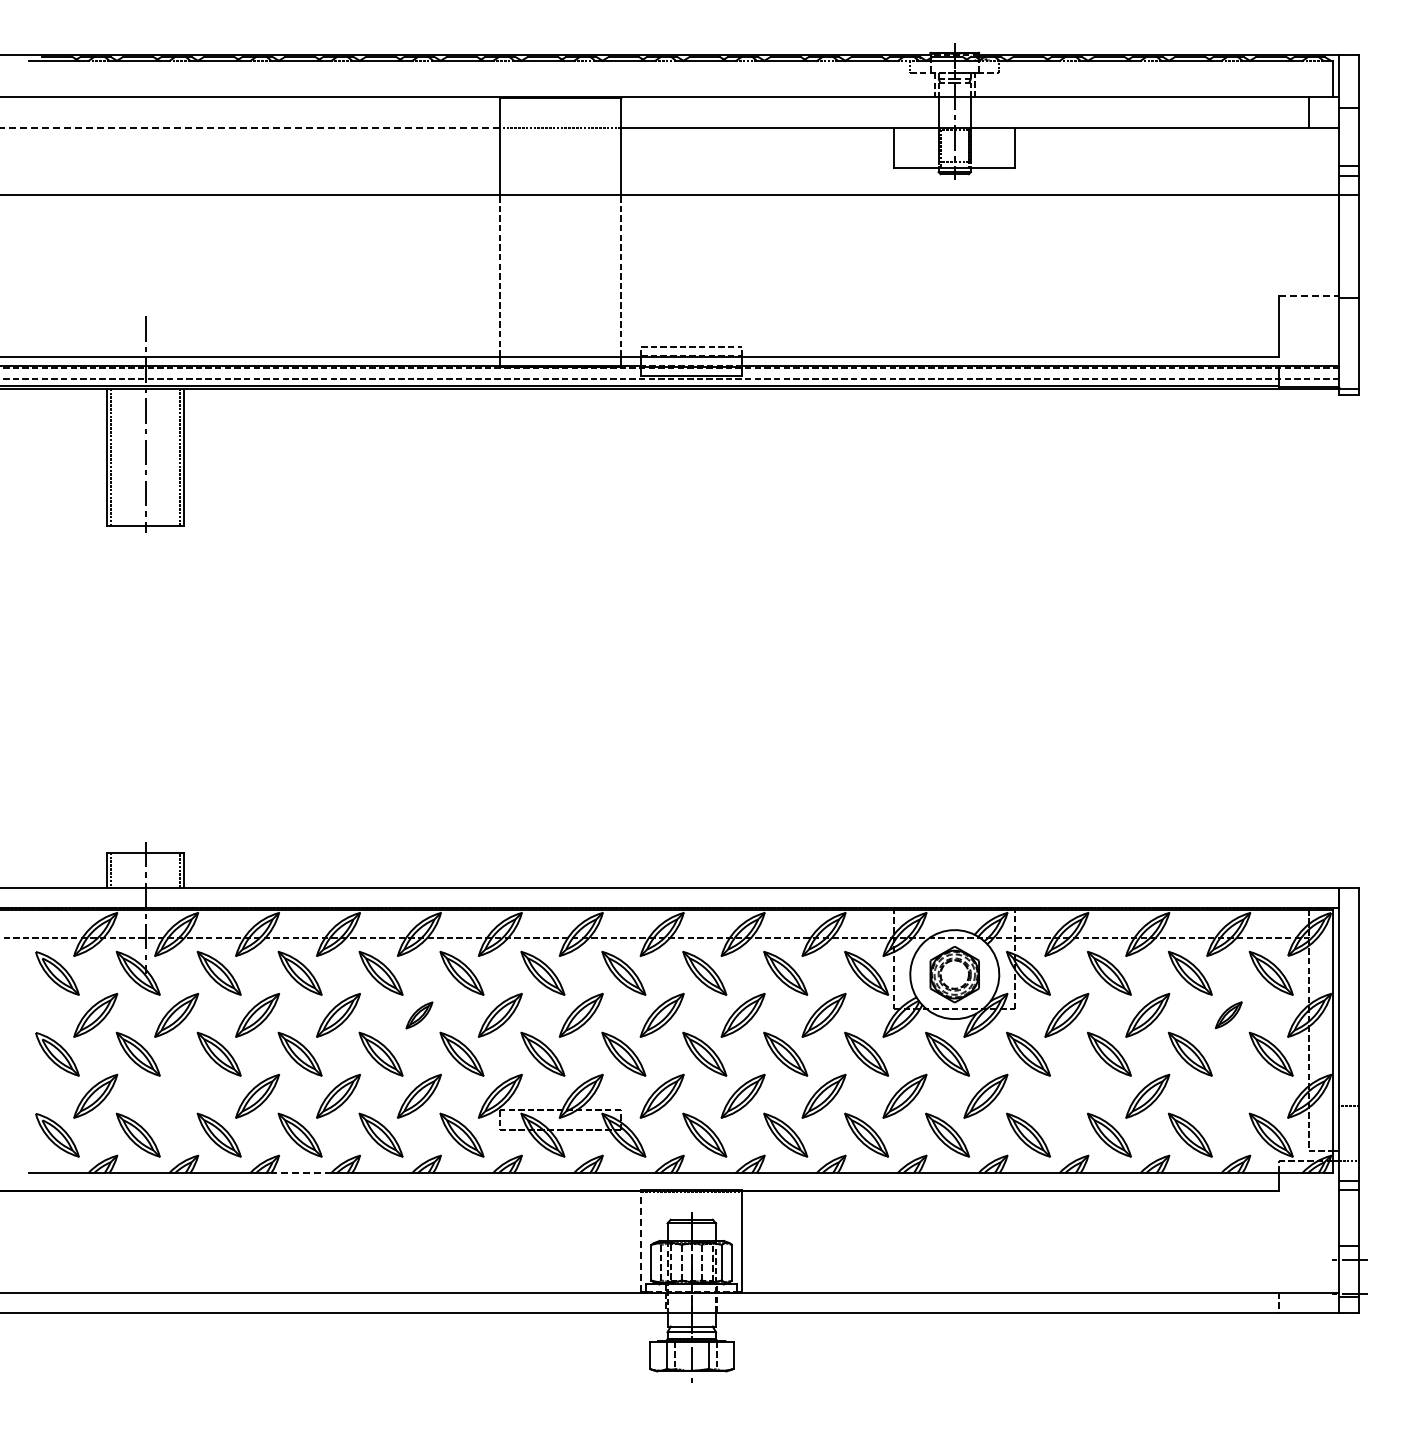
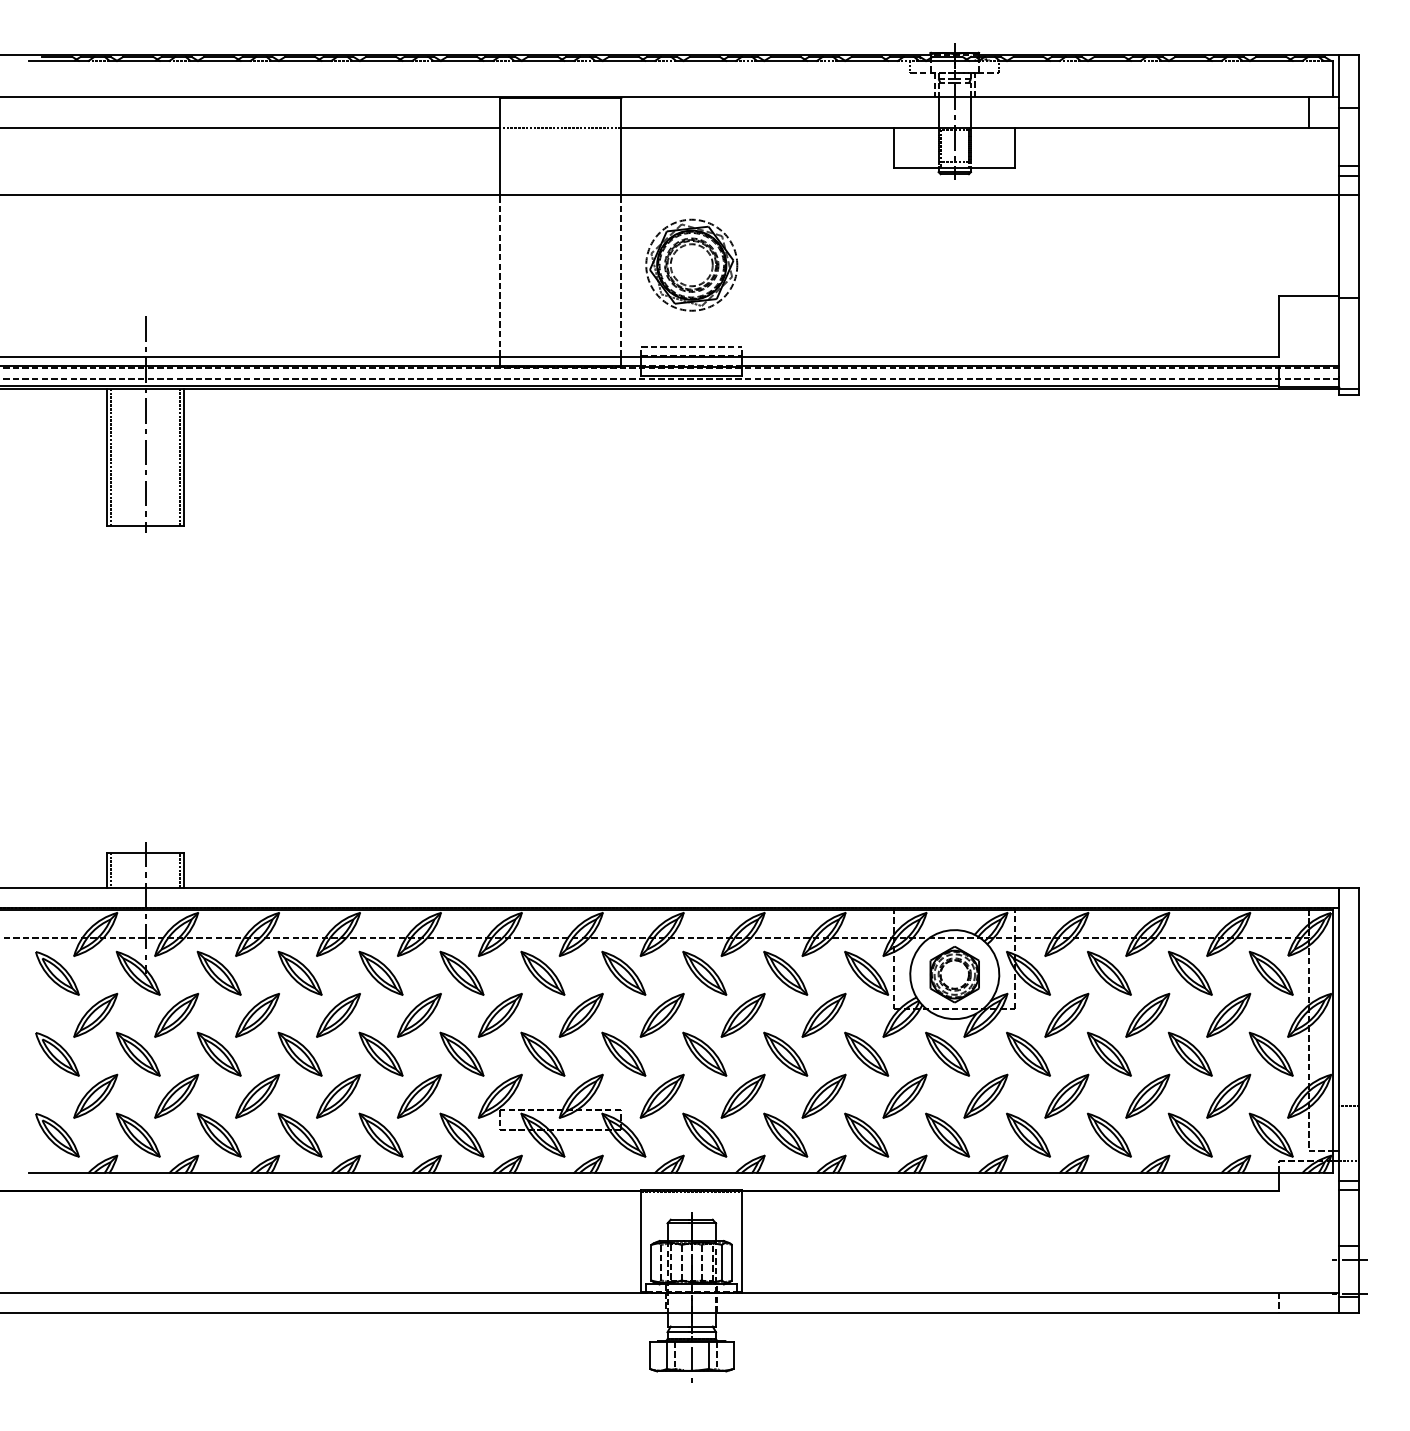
line: dashed -> solid (249, 127)
part: none -> present (691, 264)
line: dashed -> solid (1309, 296)
part size: 29x29 px -> 45x45 px (419, 1015)
part size: 29x29 px -> 46x46 px (1228, 1014)
part: none -> present (176, 1095)
part: none -> present (1066, 1095)
part: none -> present (1228, 1095)
line: dashed -> solid (300, 1172)
line: dashed -> solid (641, 1240)
